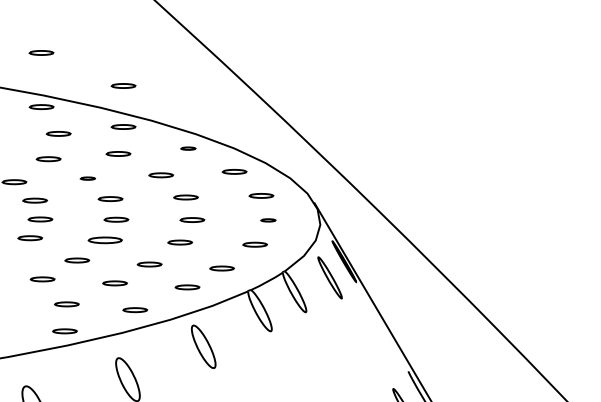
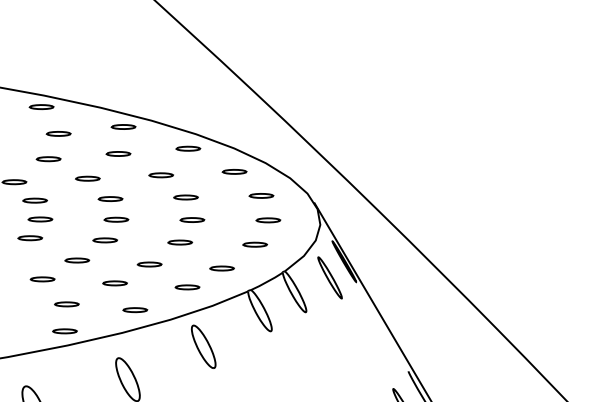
part: present -> none (41, 52)
part: present -> none (123, 85)
part size: 17x5 px -> 27x7 px (188, 148)
part size: 18x5 px -> 26x7 px (87, 178)
part size: 17x5 px -> 27x7 px (268, 220)
part size: 36x9 px -> 26x7 px (104, 240)
